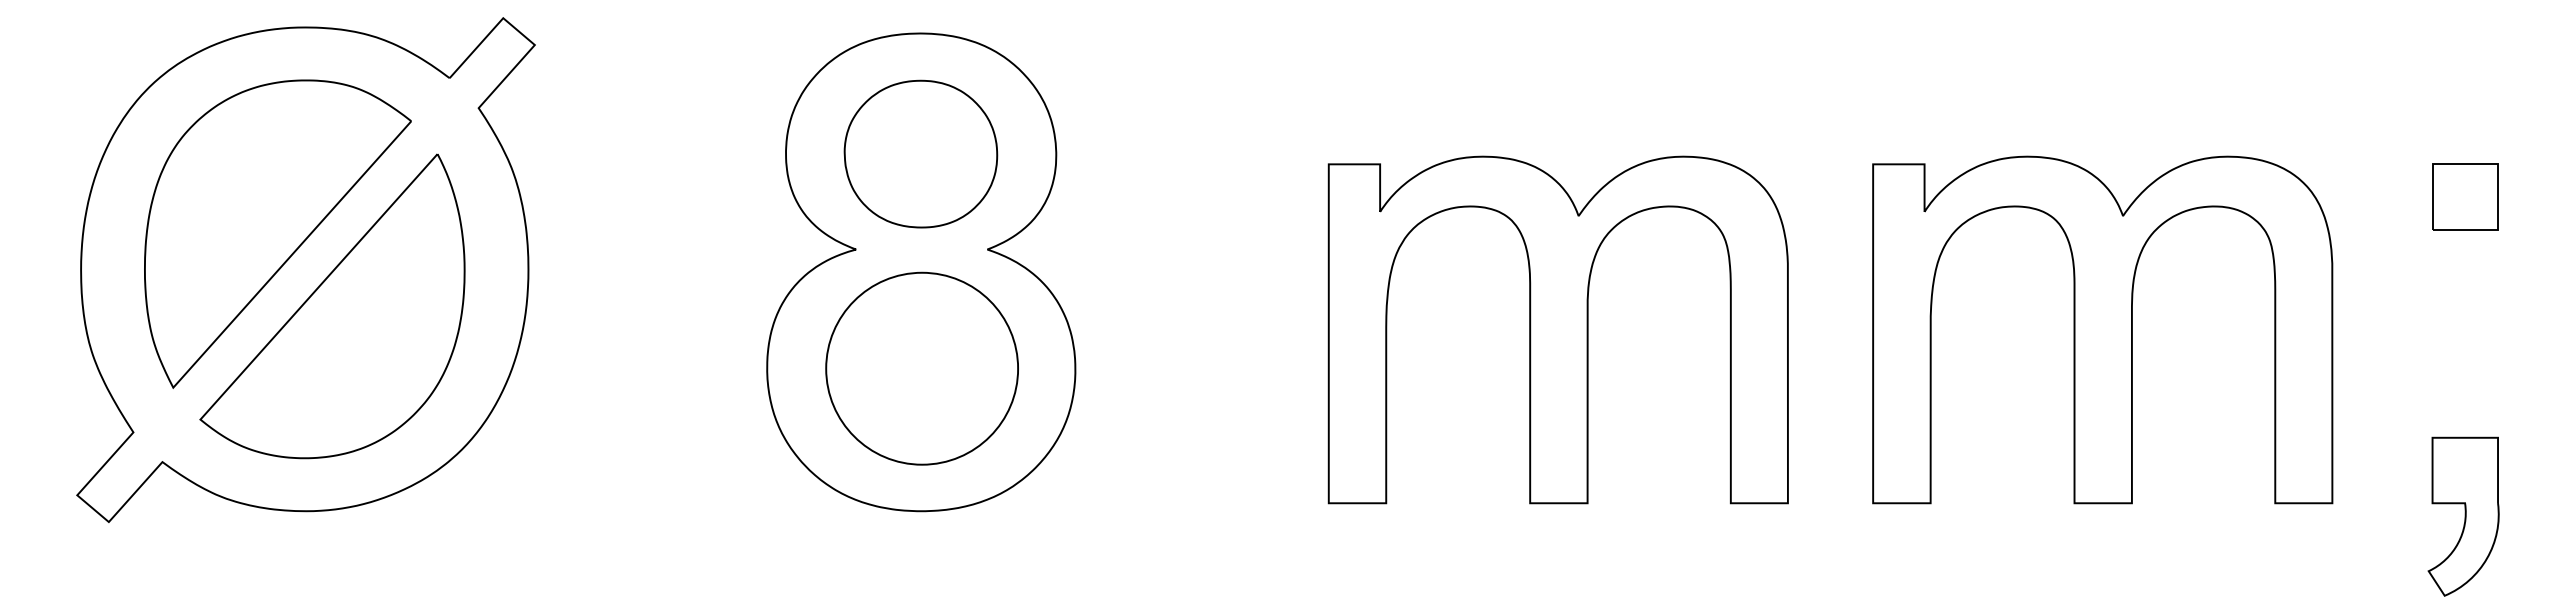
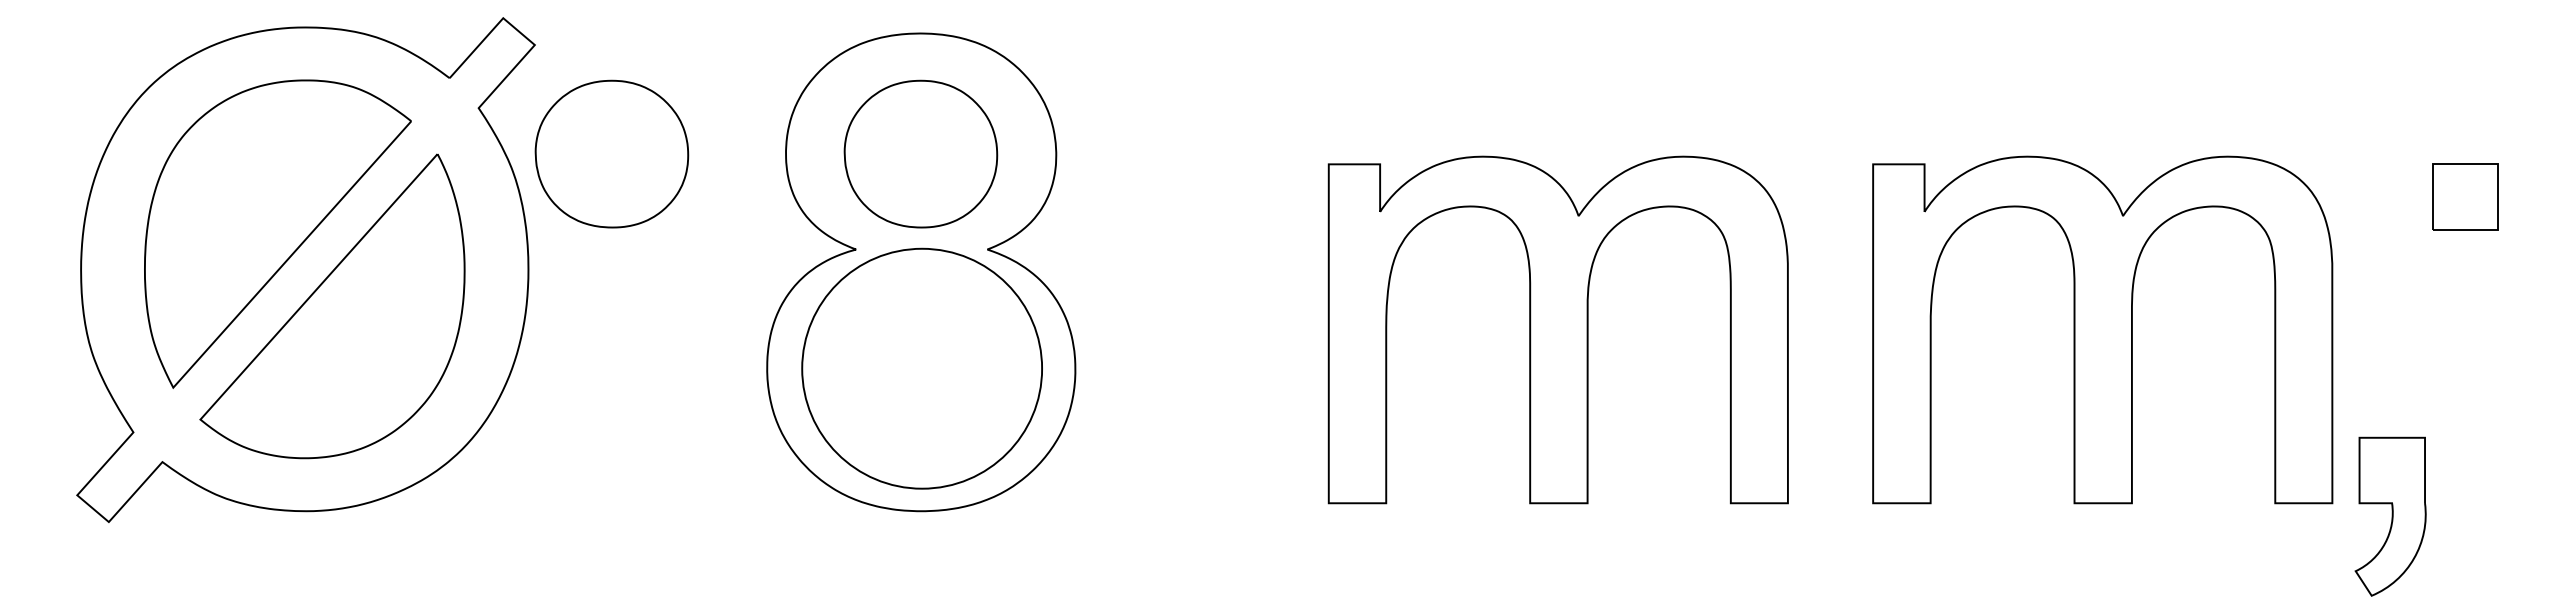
part: none -> present (611, 153)
circle diameter: 192 px -> 240 px (922, 368)
part position: (2463, 516) -> (2390, 516) (2390, 516)
